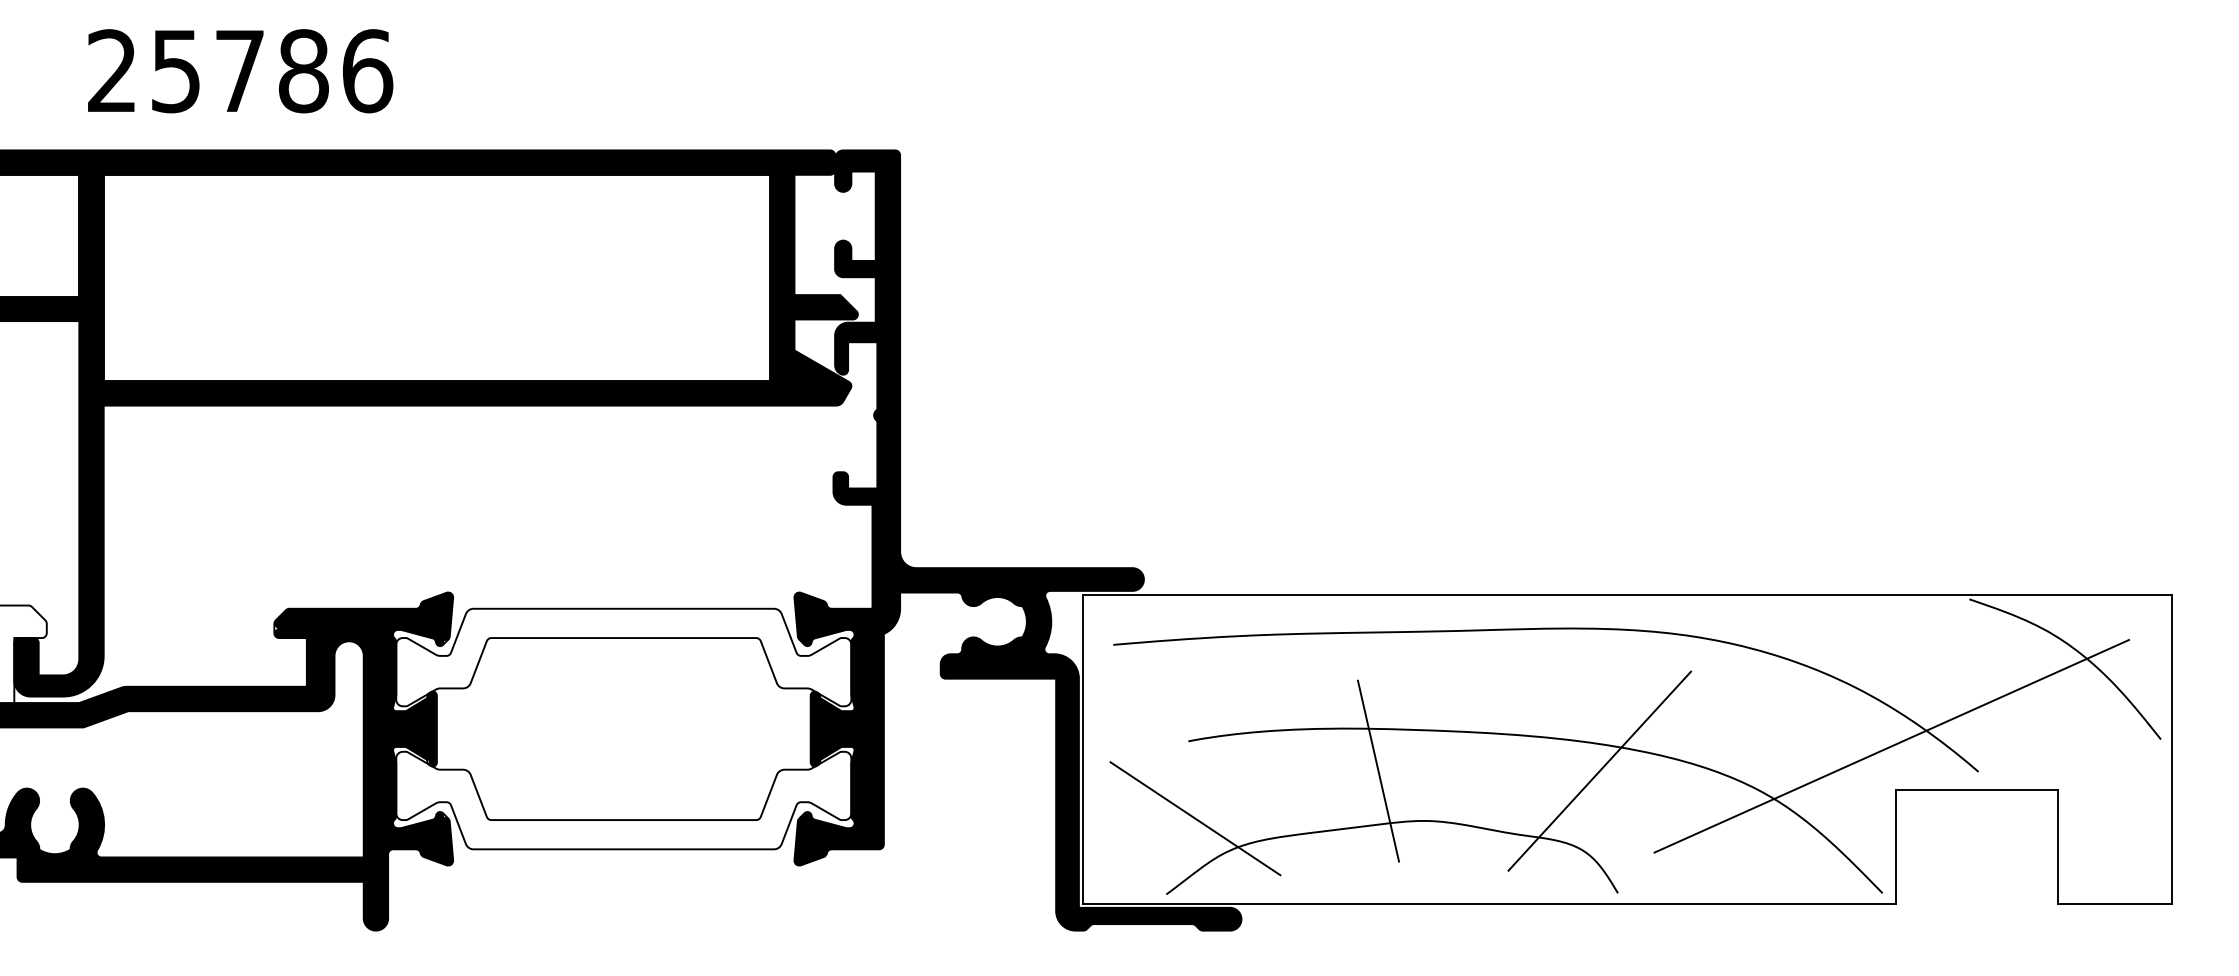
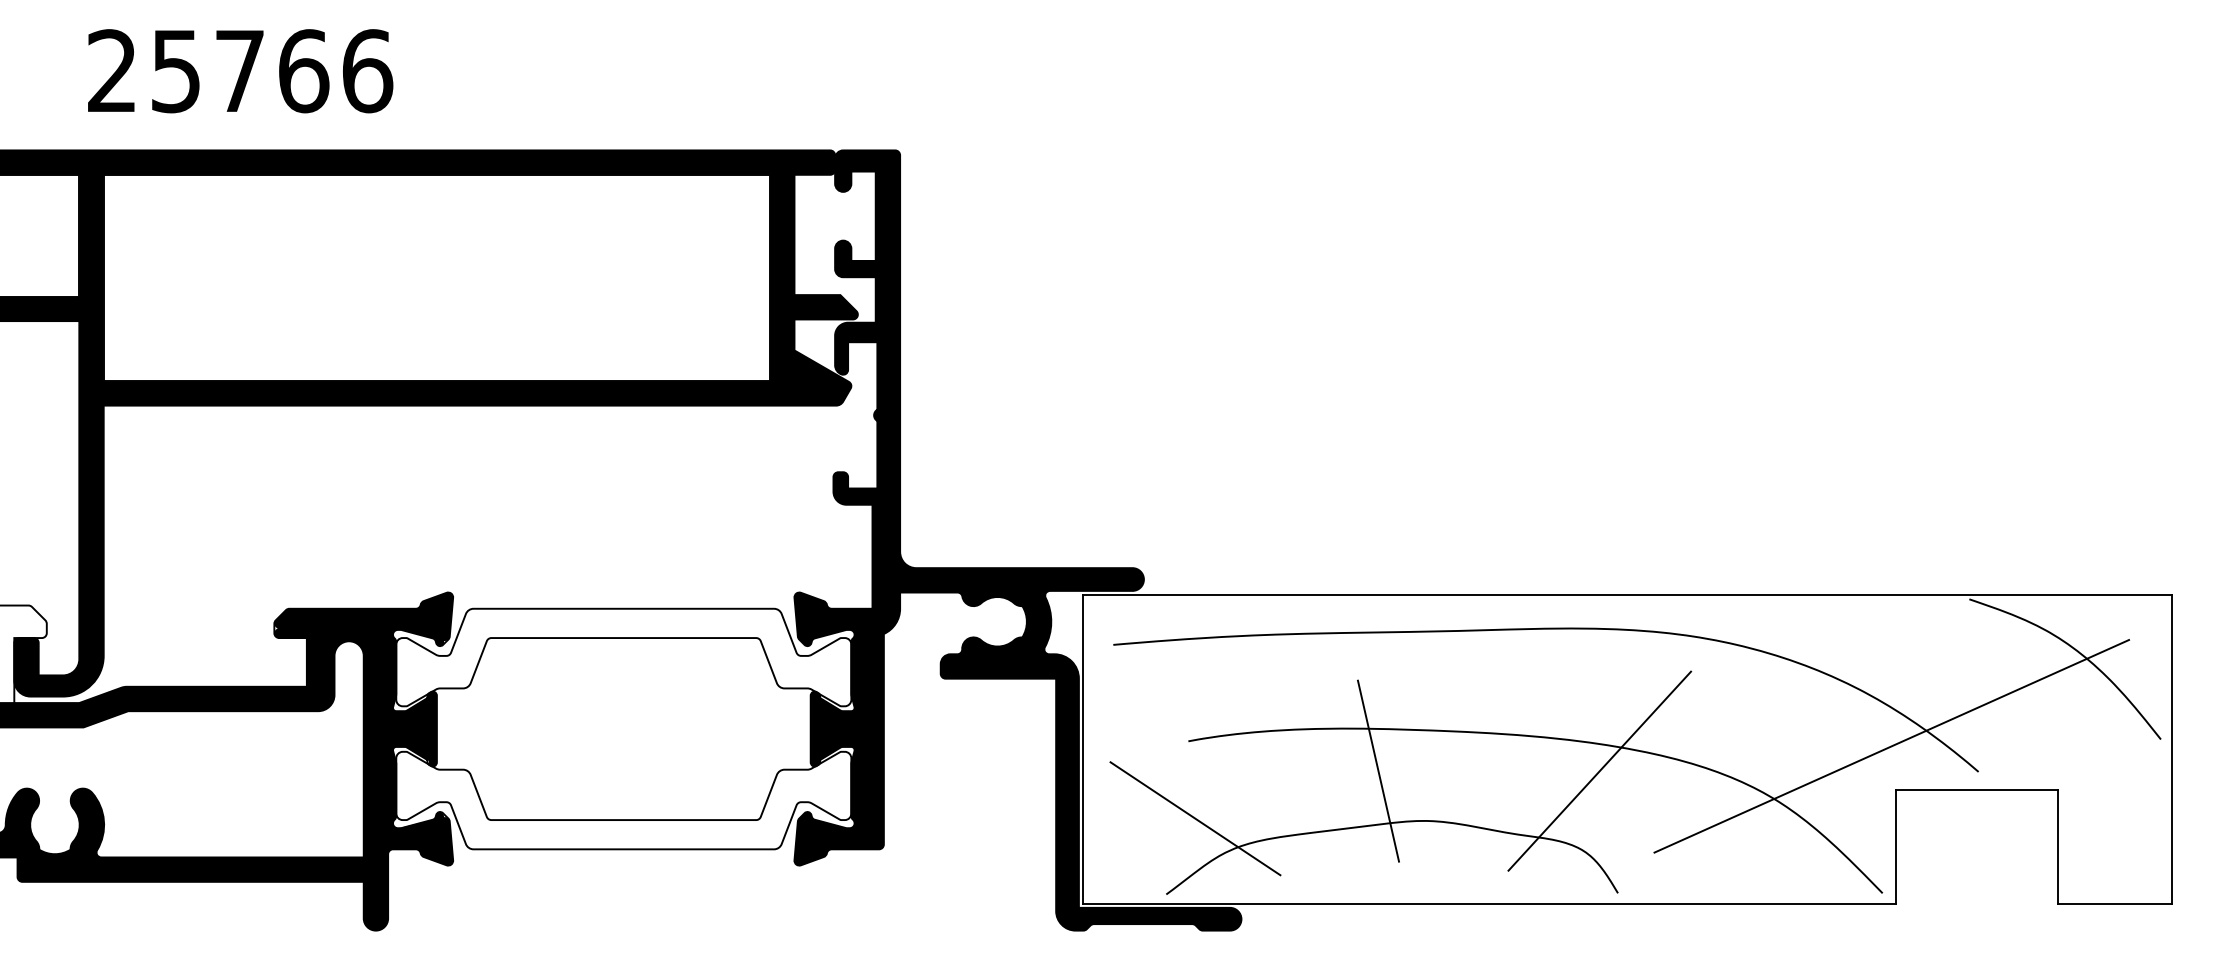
text: 25786 -> 25766 (304, 71)
